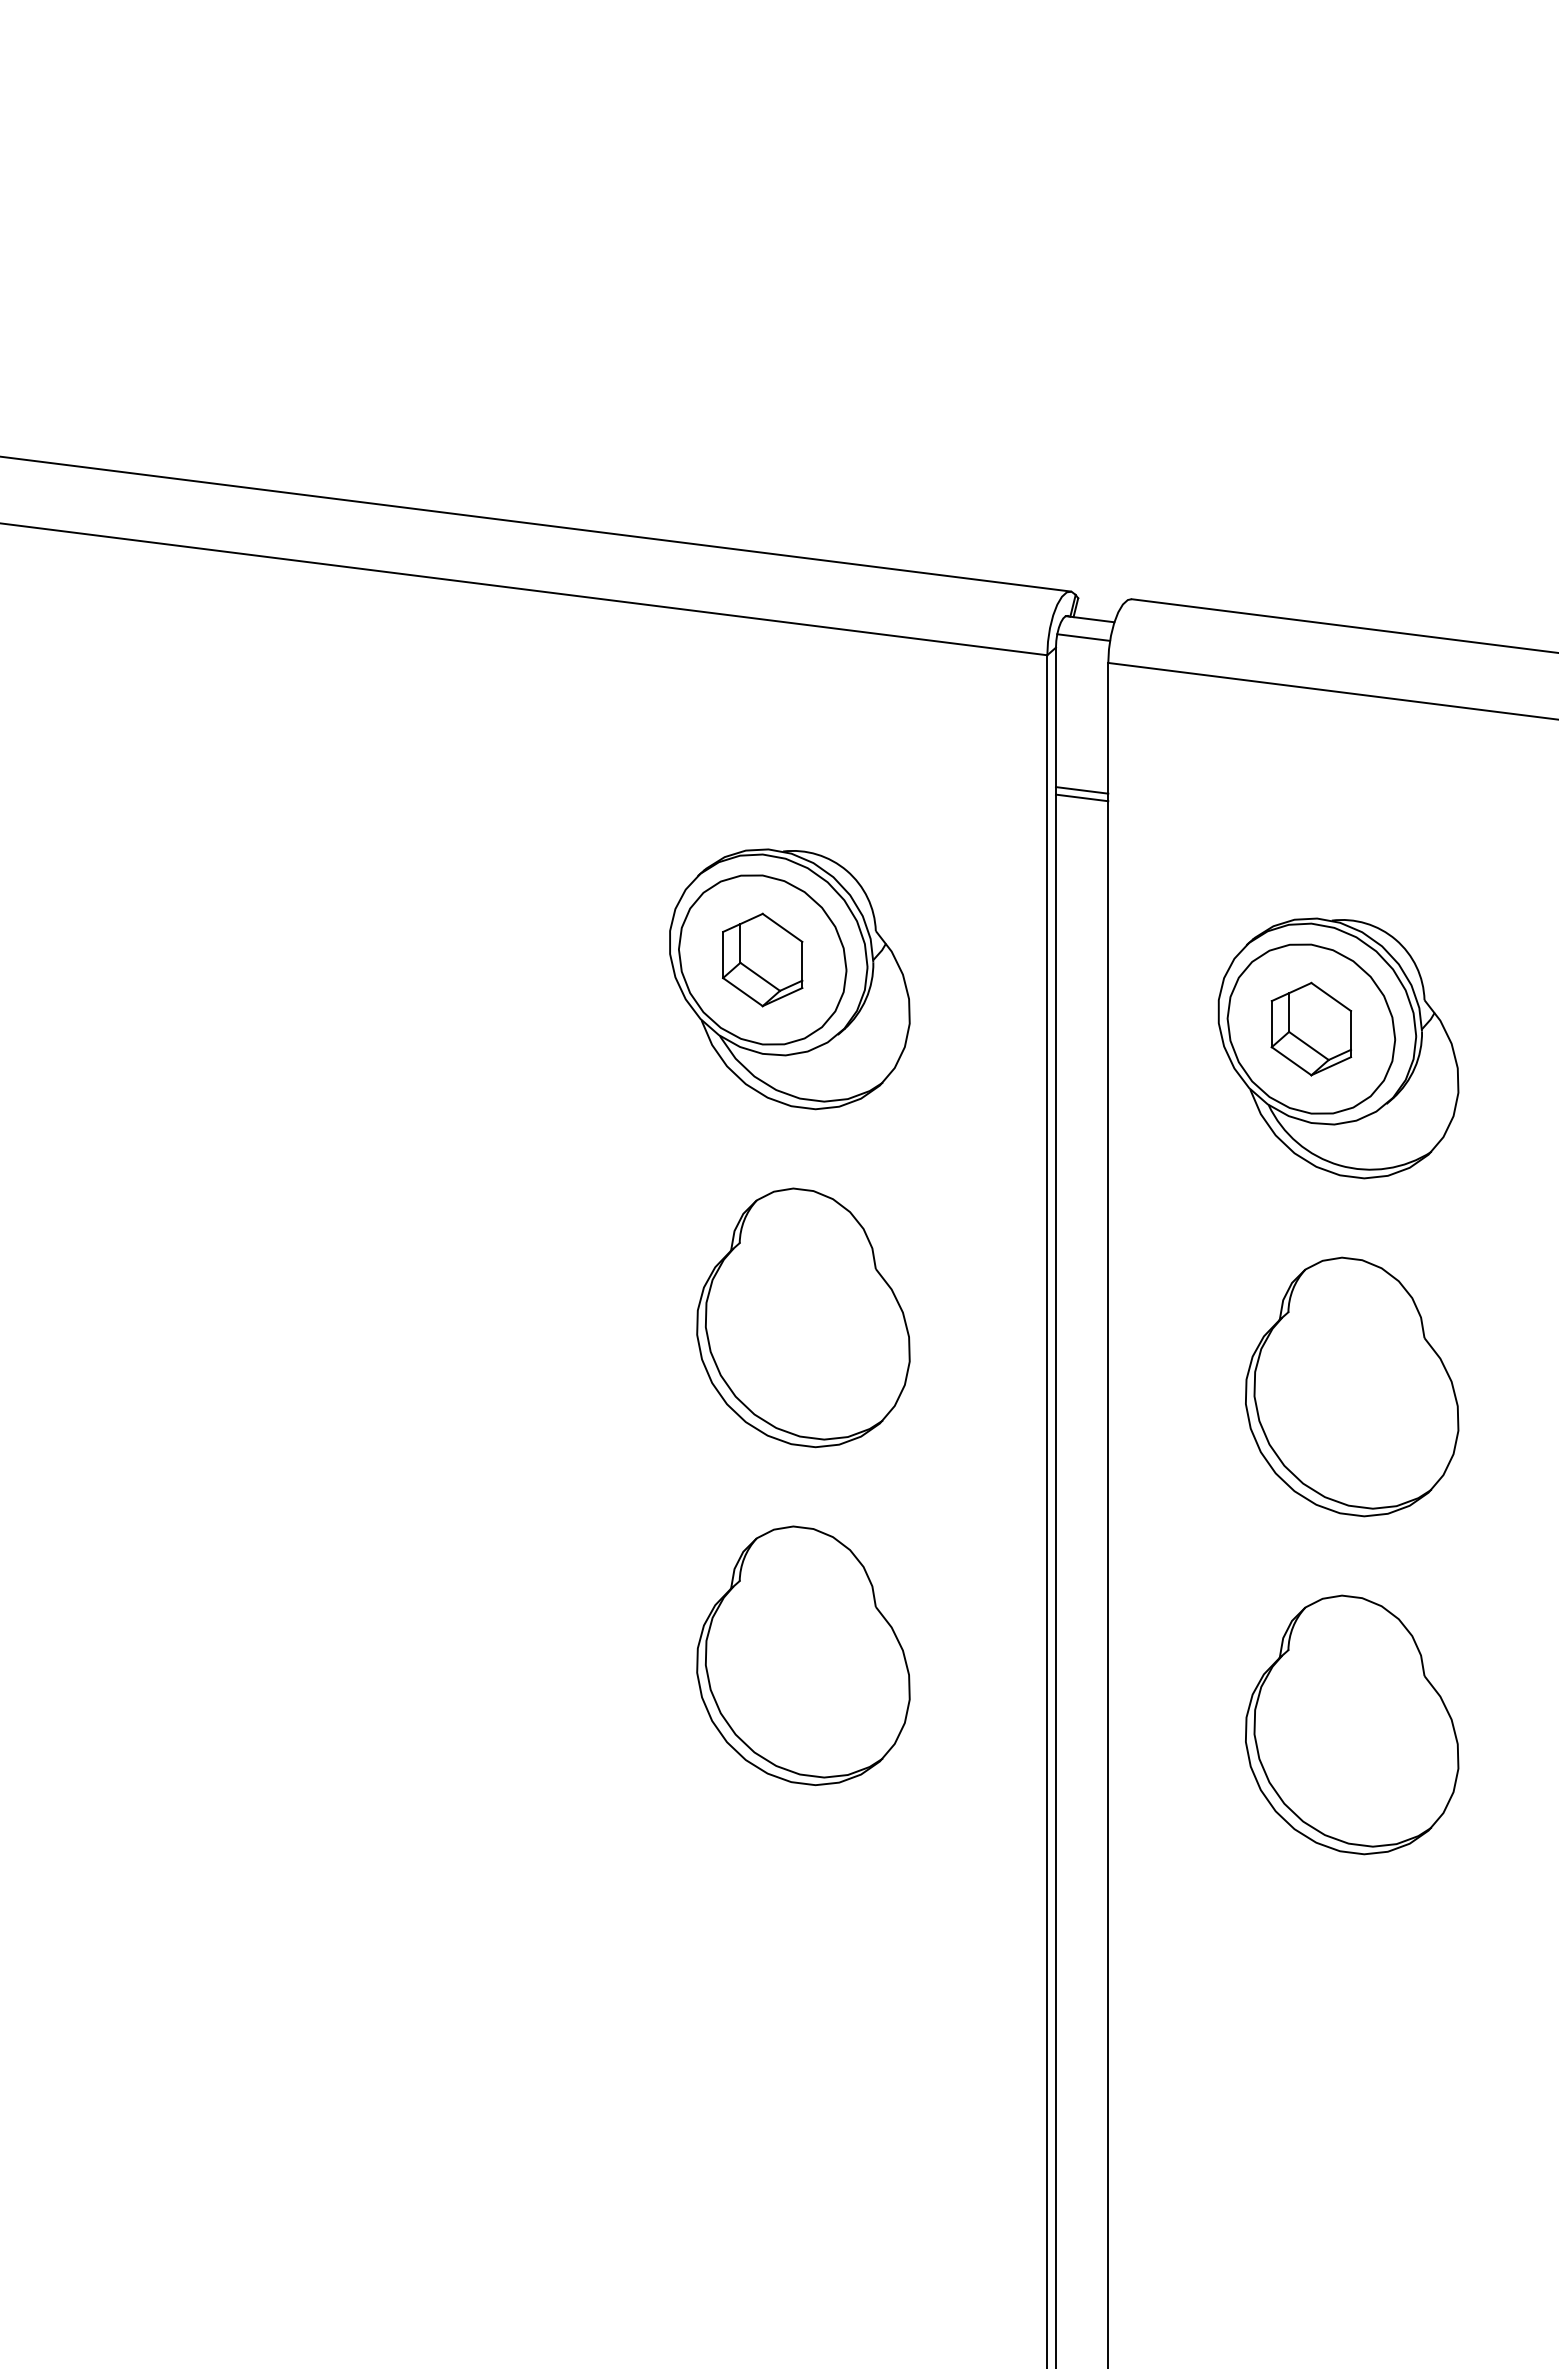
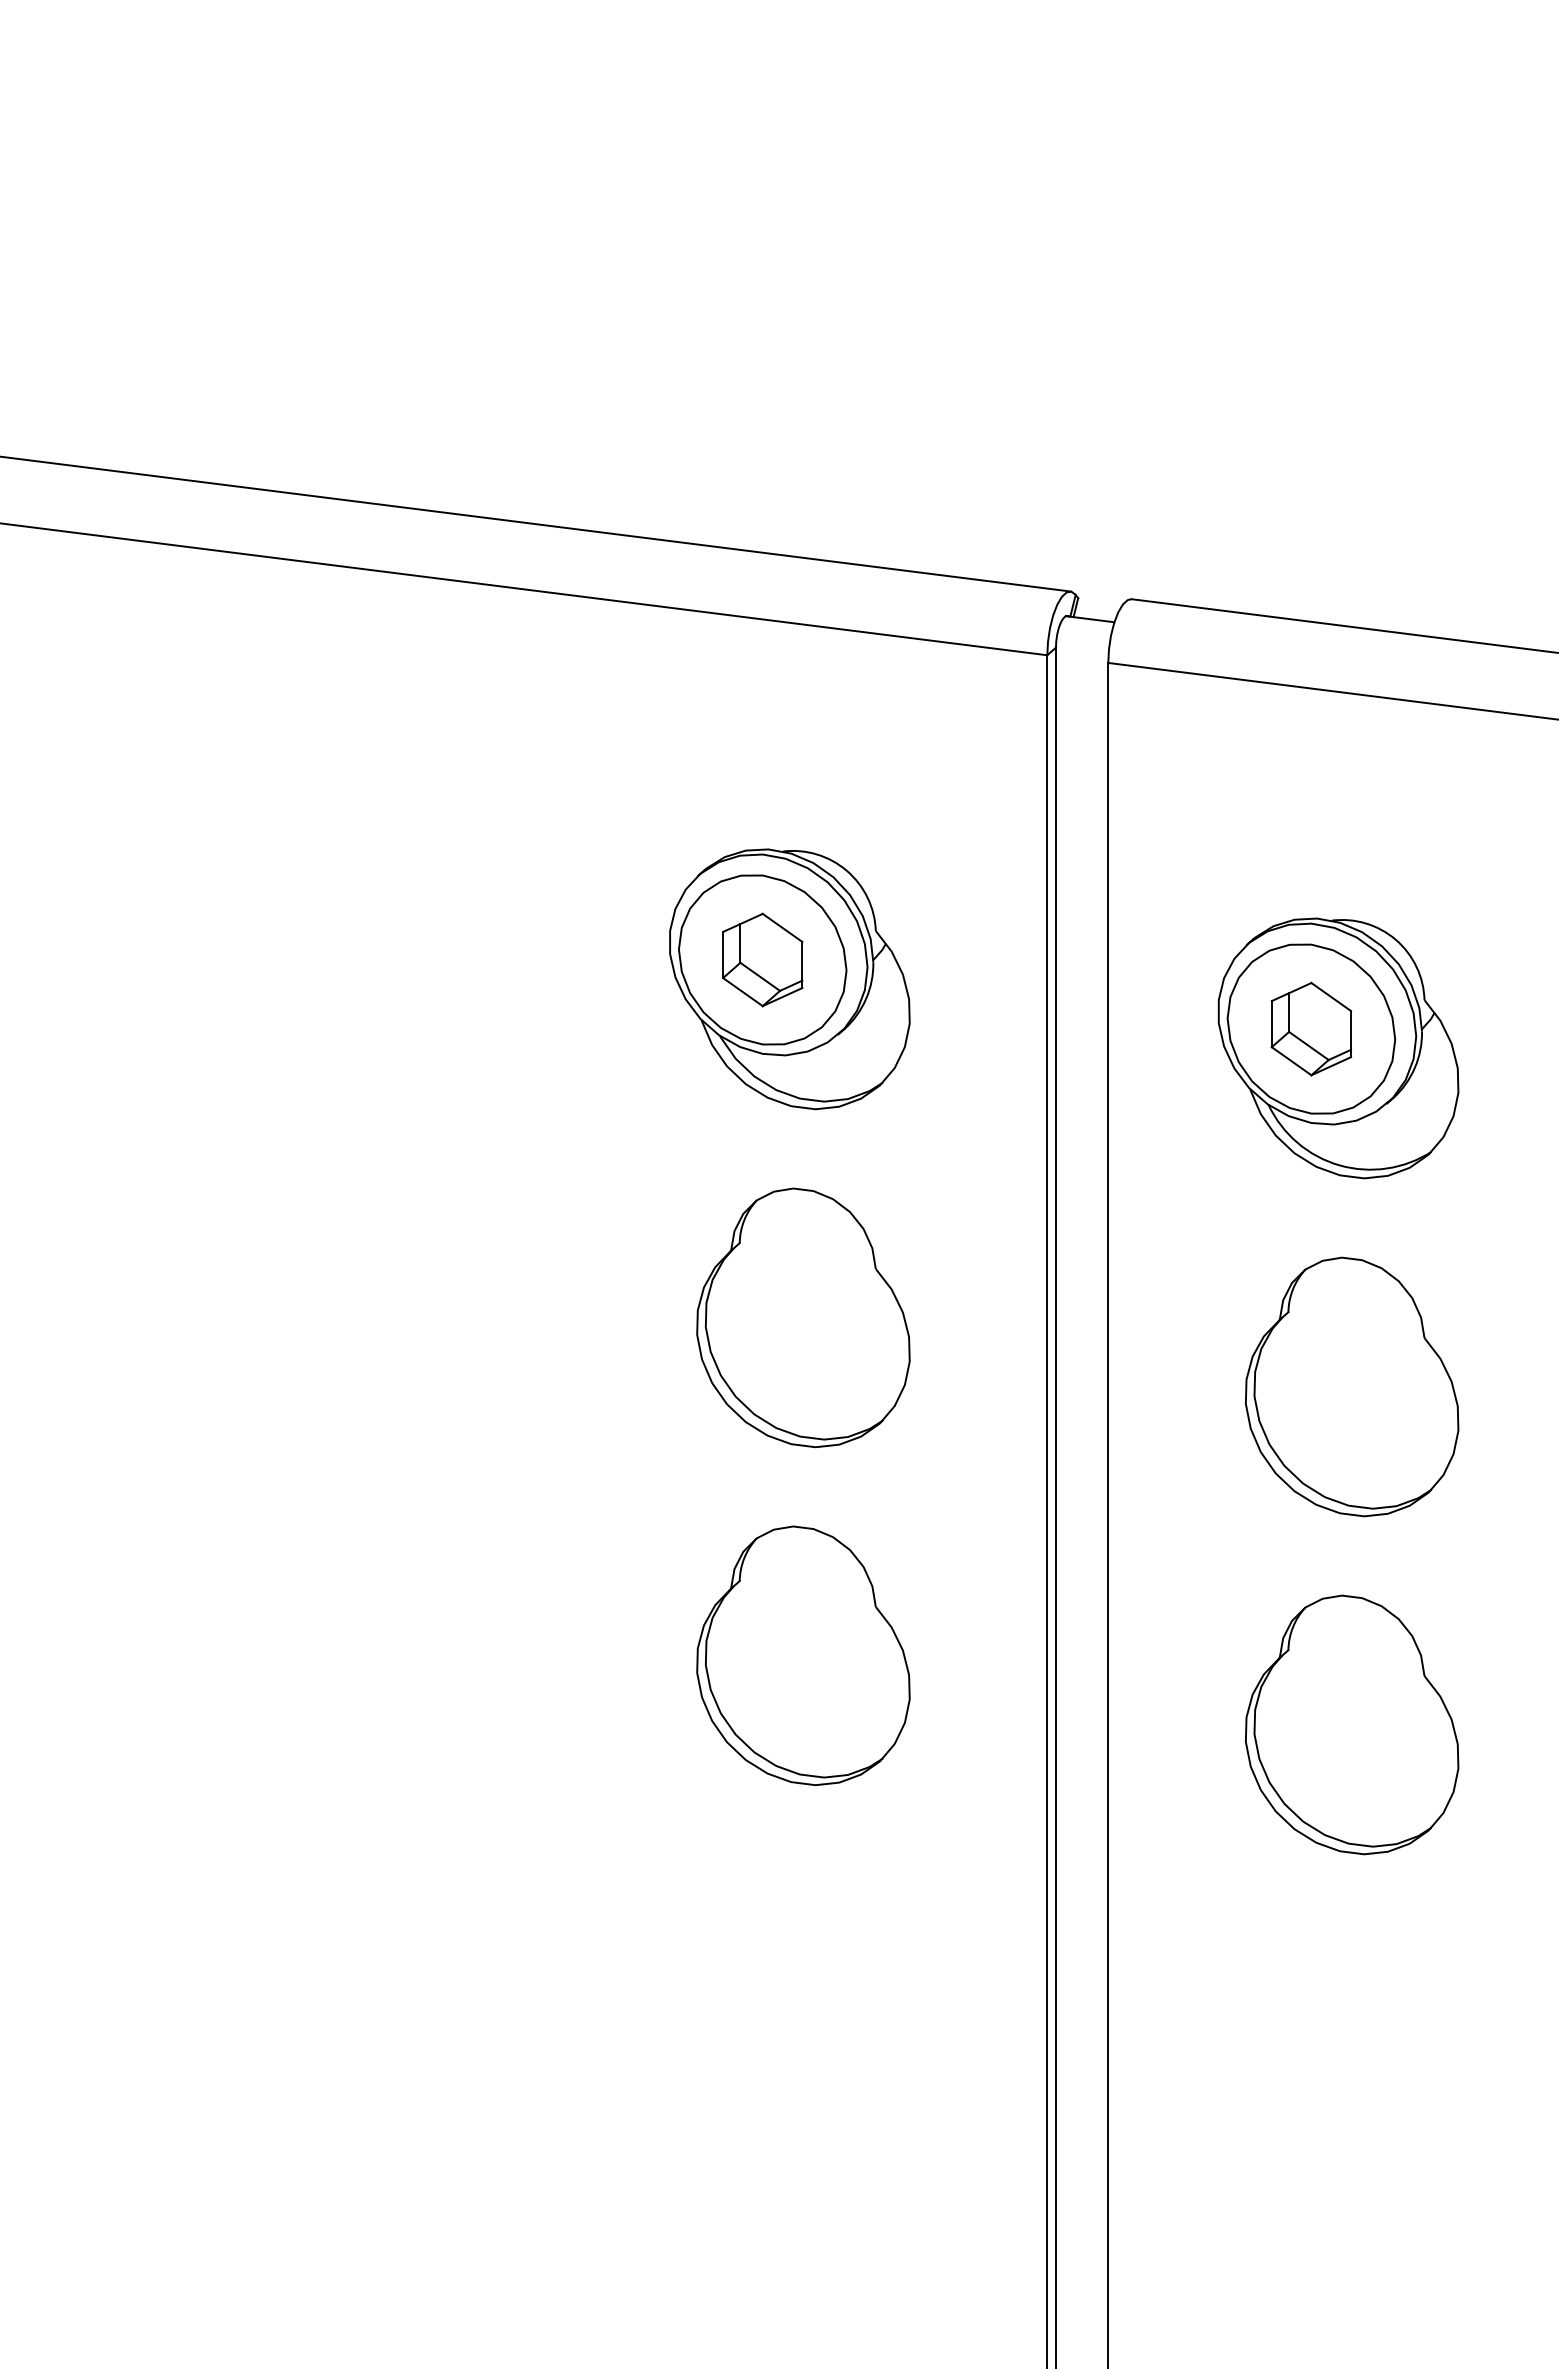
line: present -> none (1083, 637)
line: present -> none (1081, 790)
line: present -> none (1081, 797)
